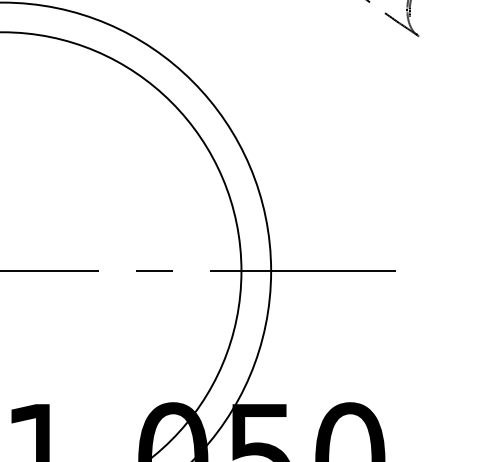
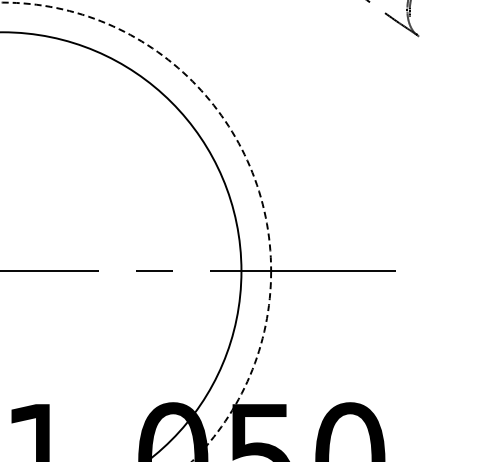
circle: solid -> dashed (135, 231)
